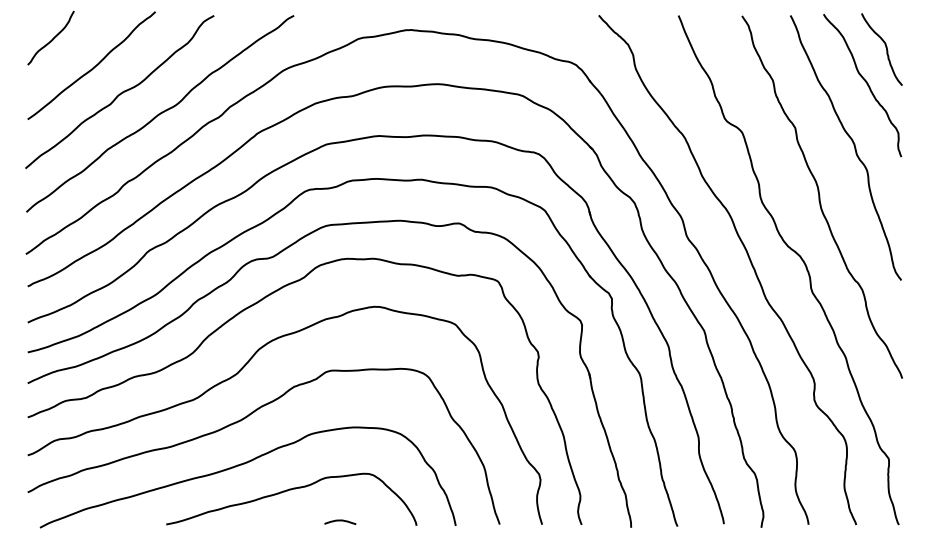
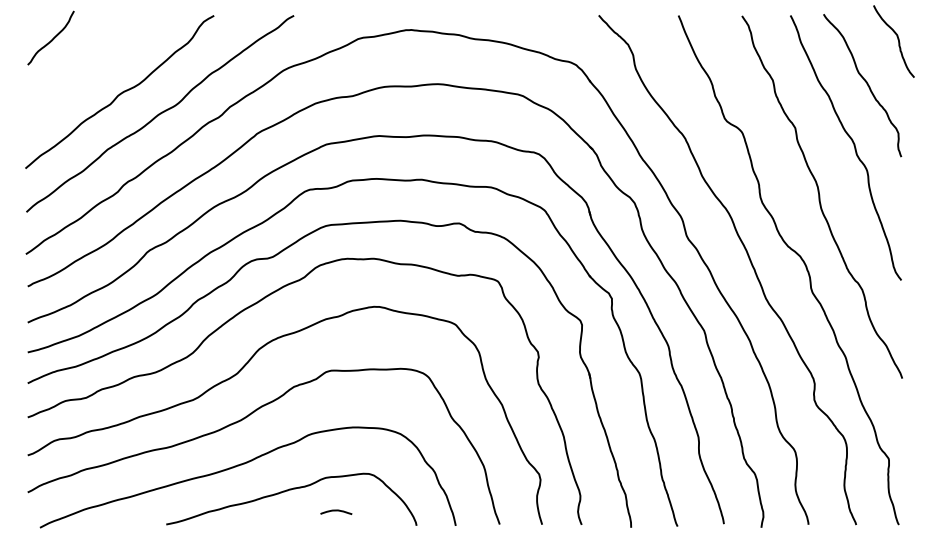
curve position: (885, 47) -> (897, 39) (897, 39)
curve: present -> none (93, 66)
curve position: (340, 521) -> (336, 511) (336, 511)
